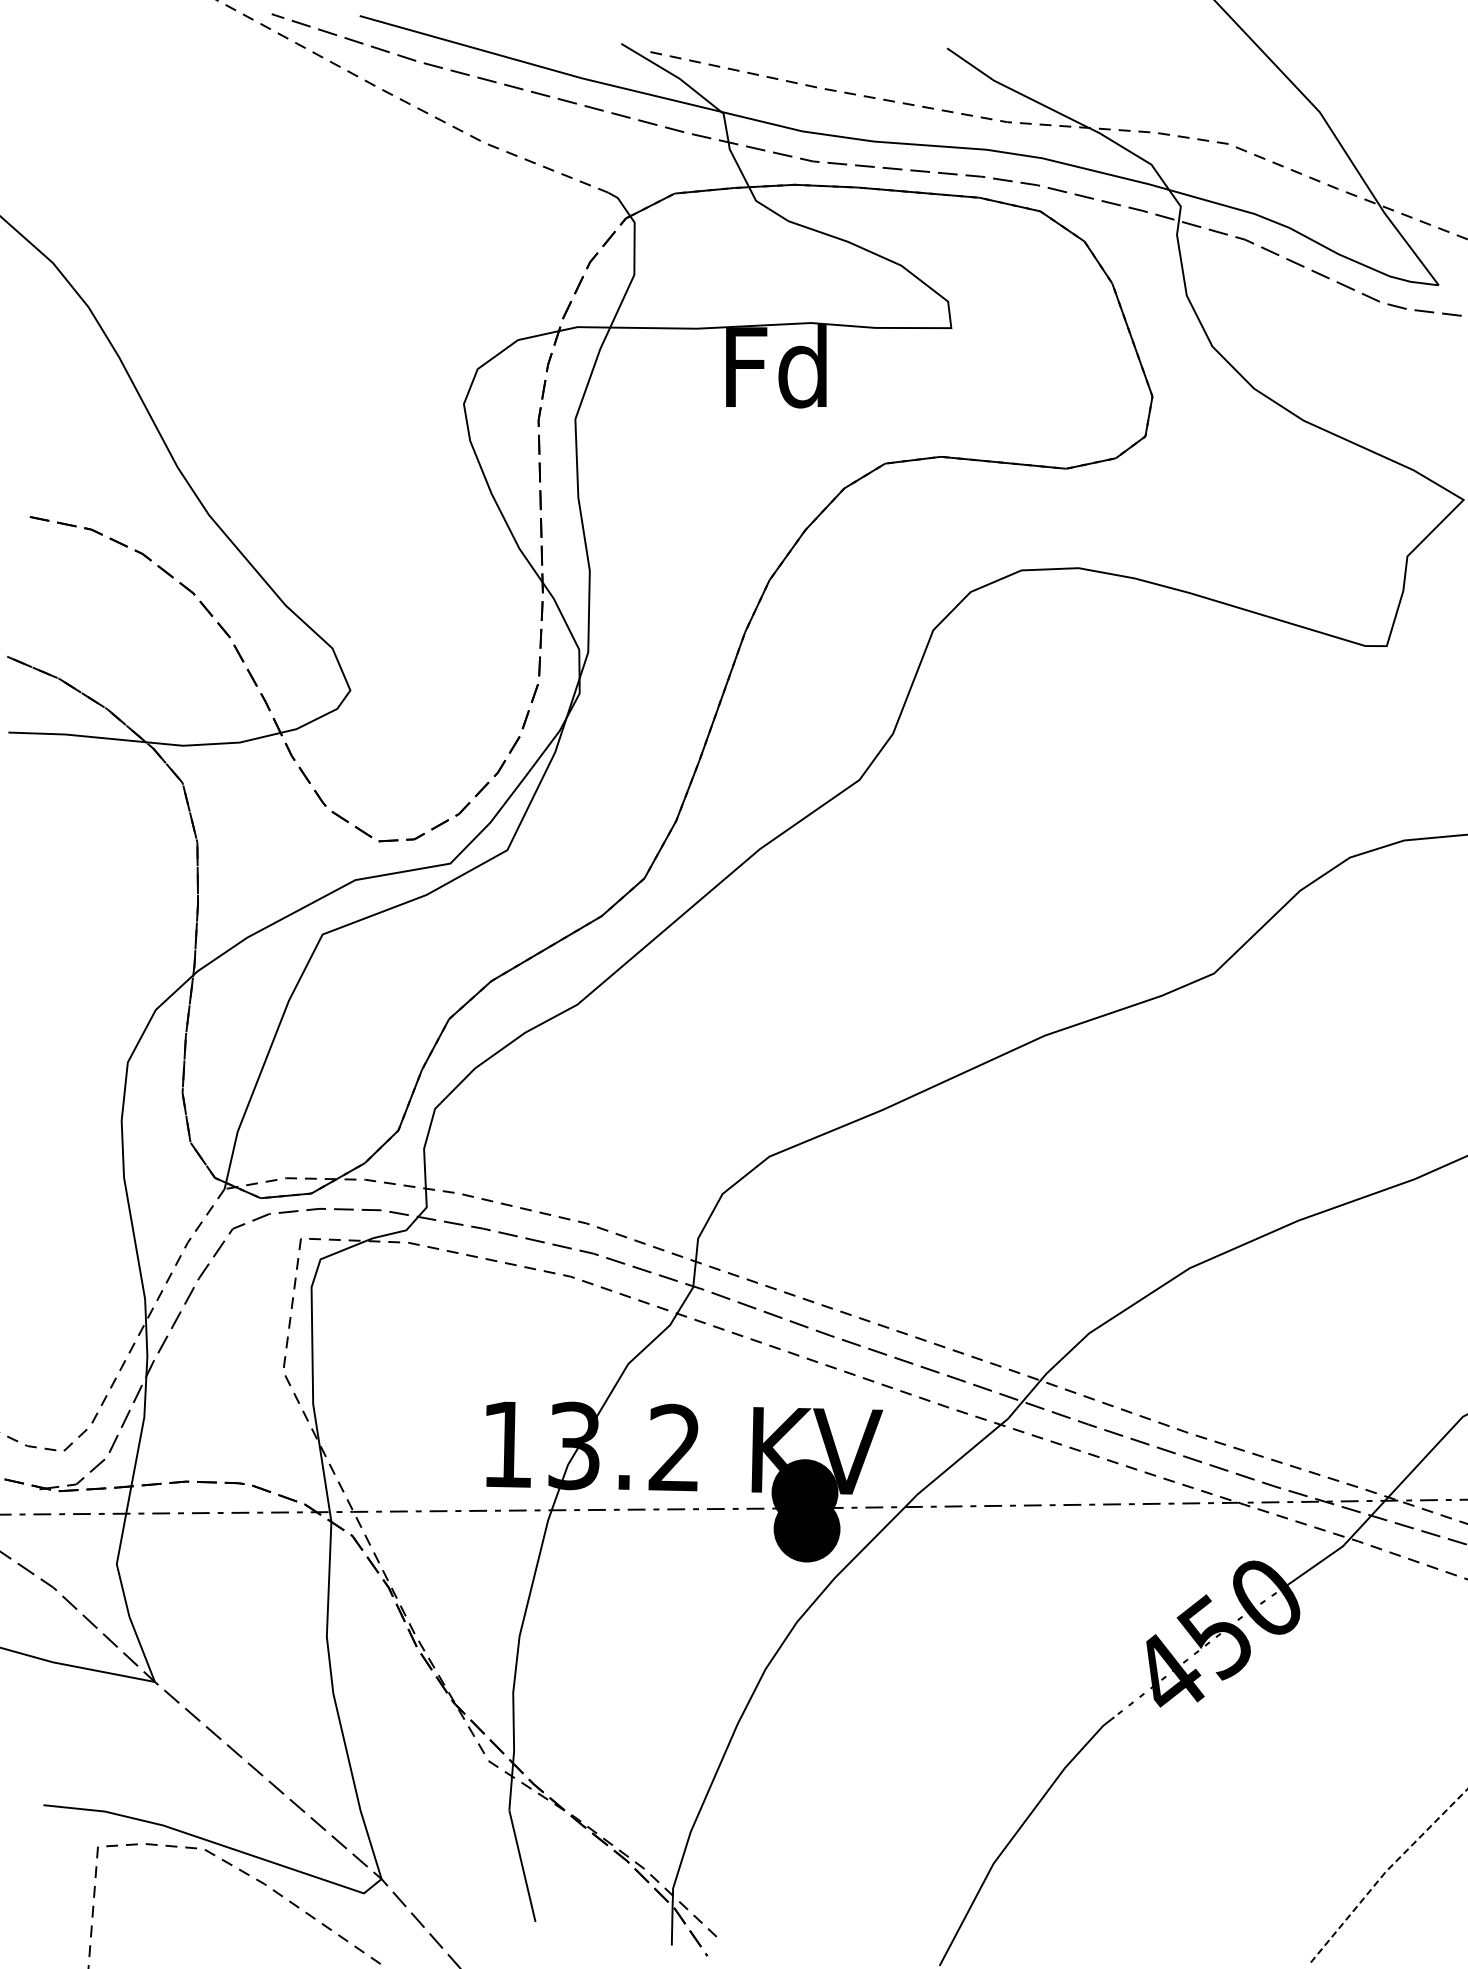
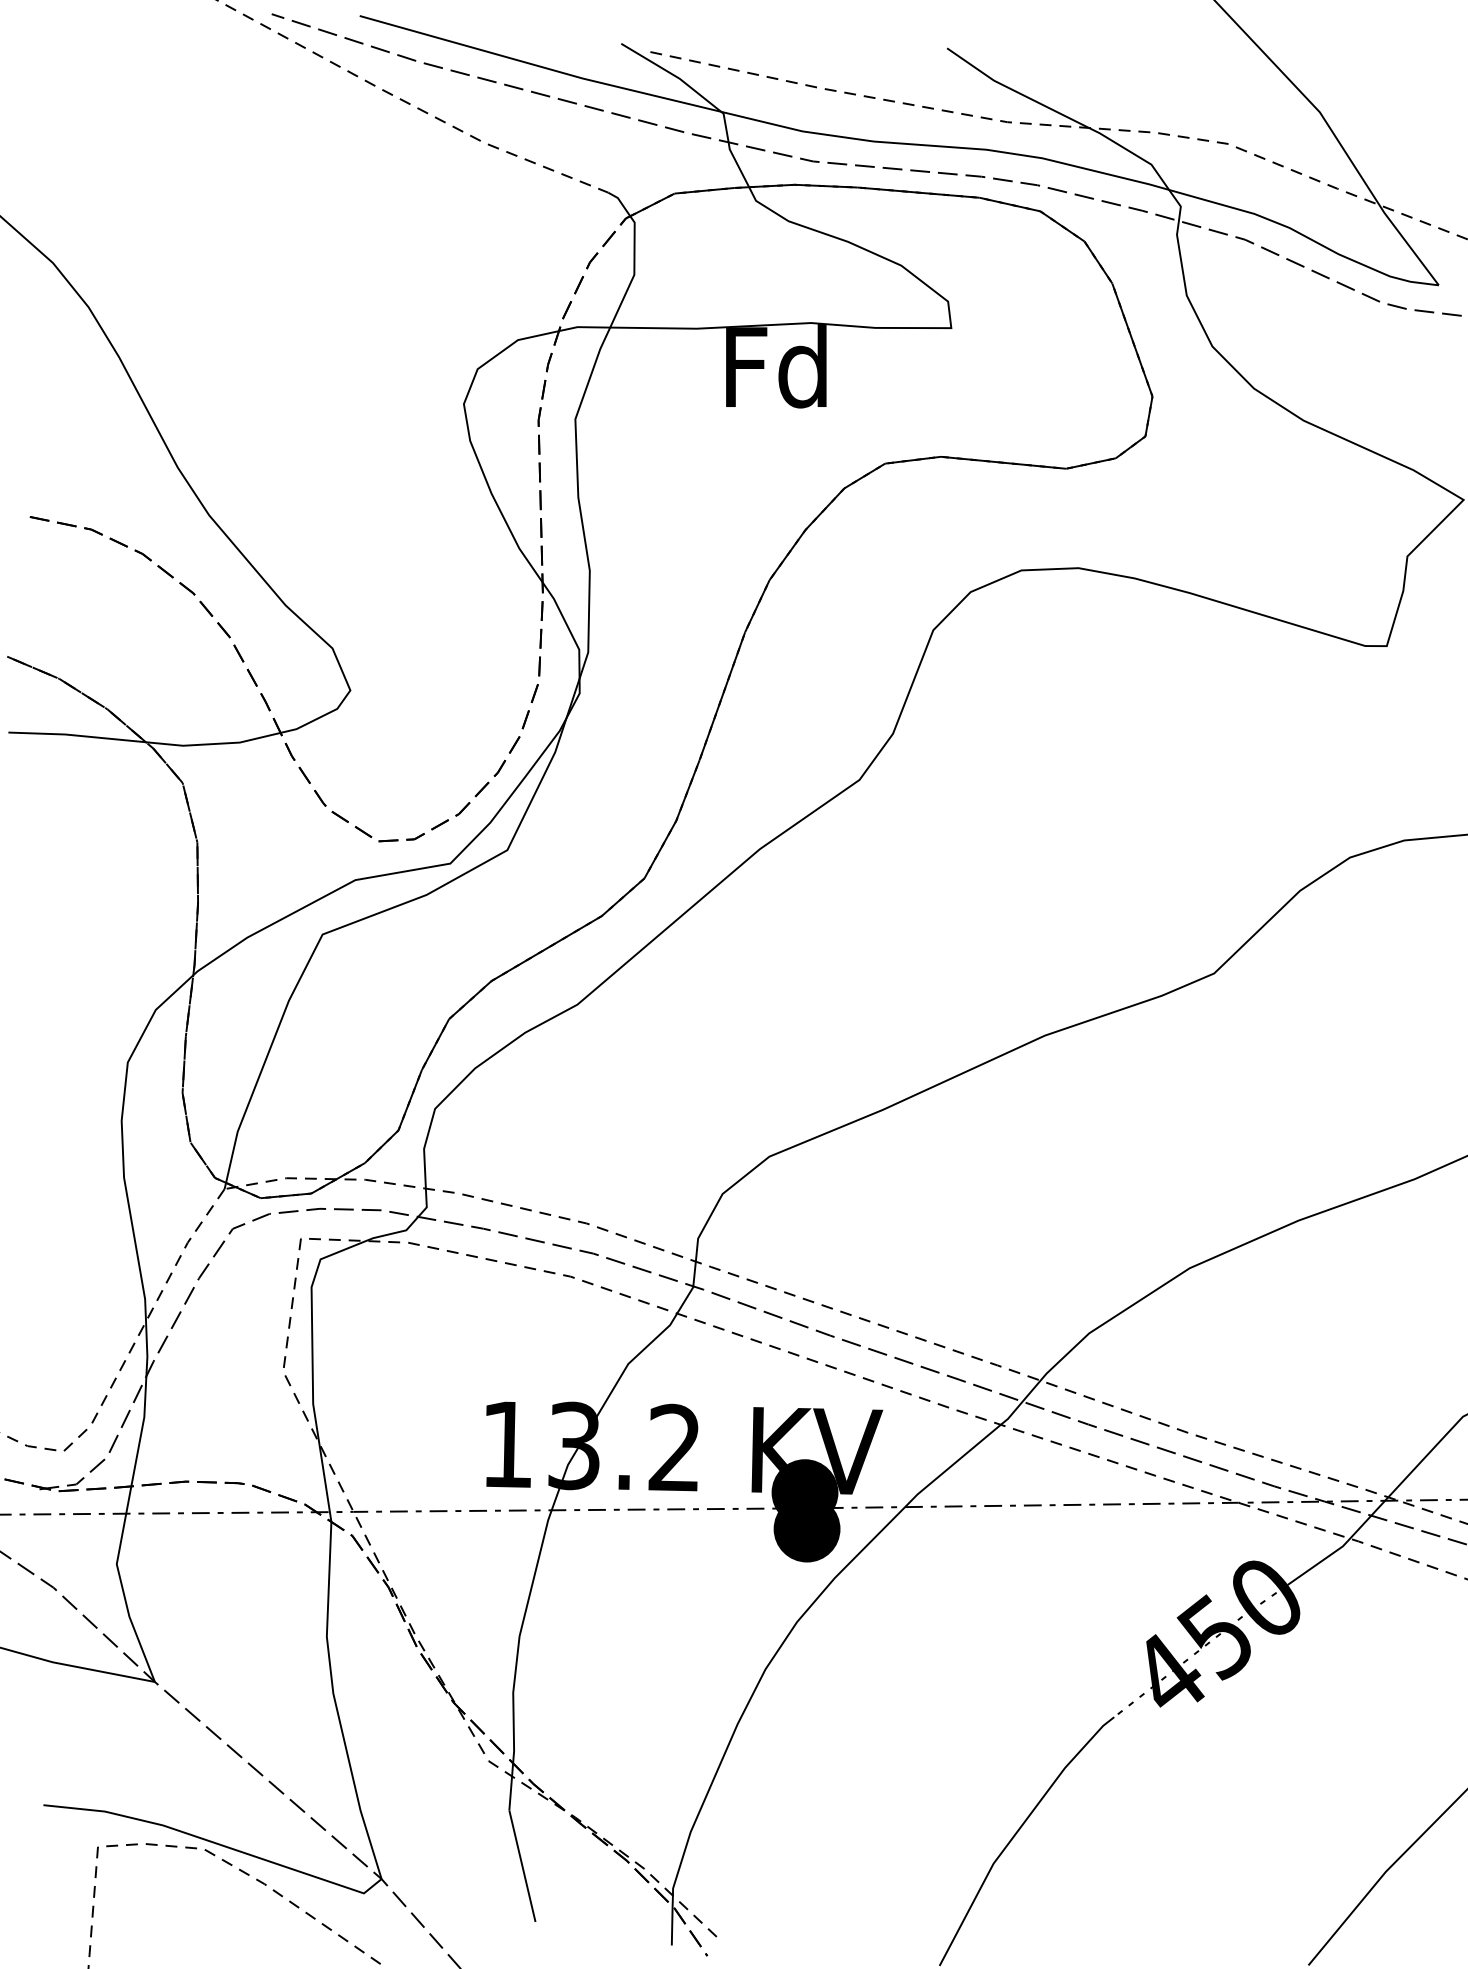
line: dashed -> solid (1384, 1873)
